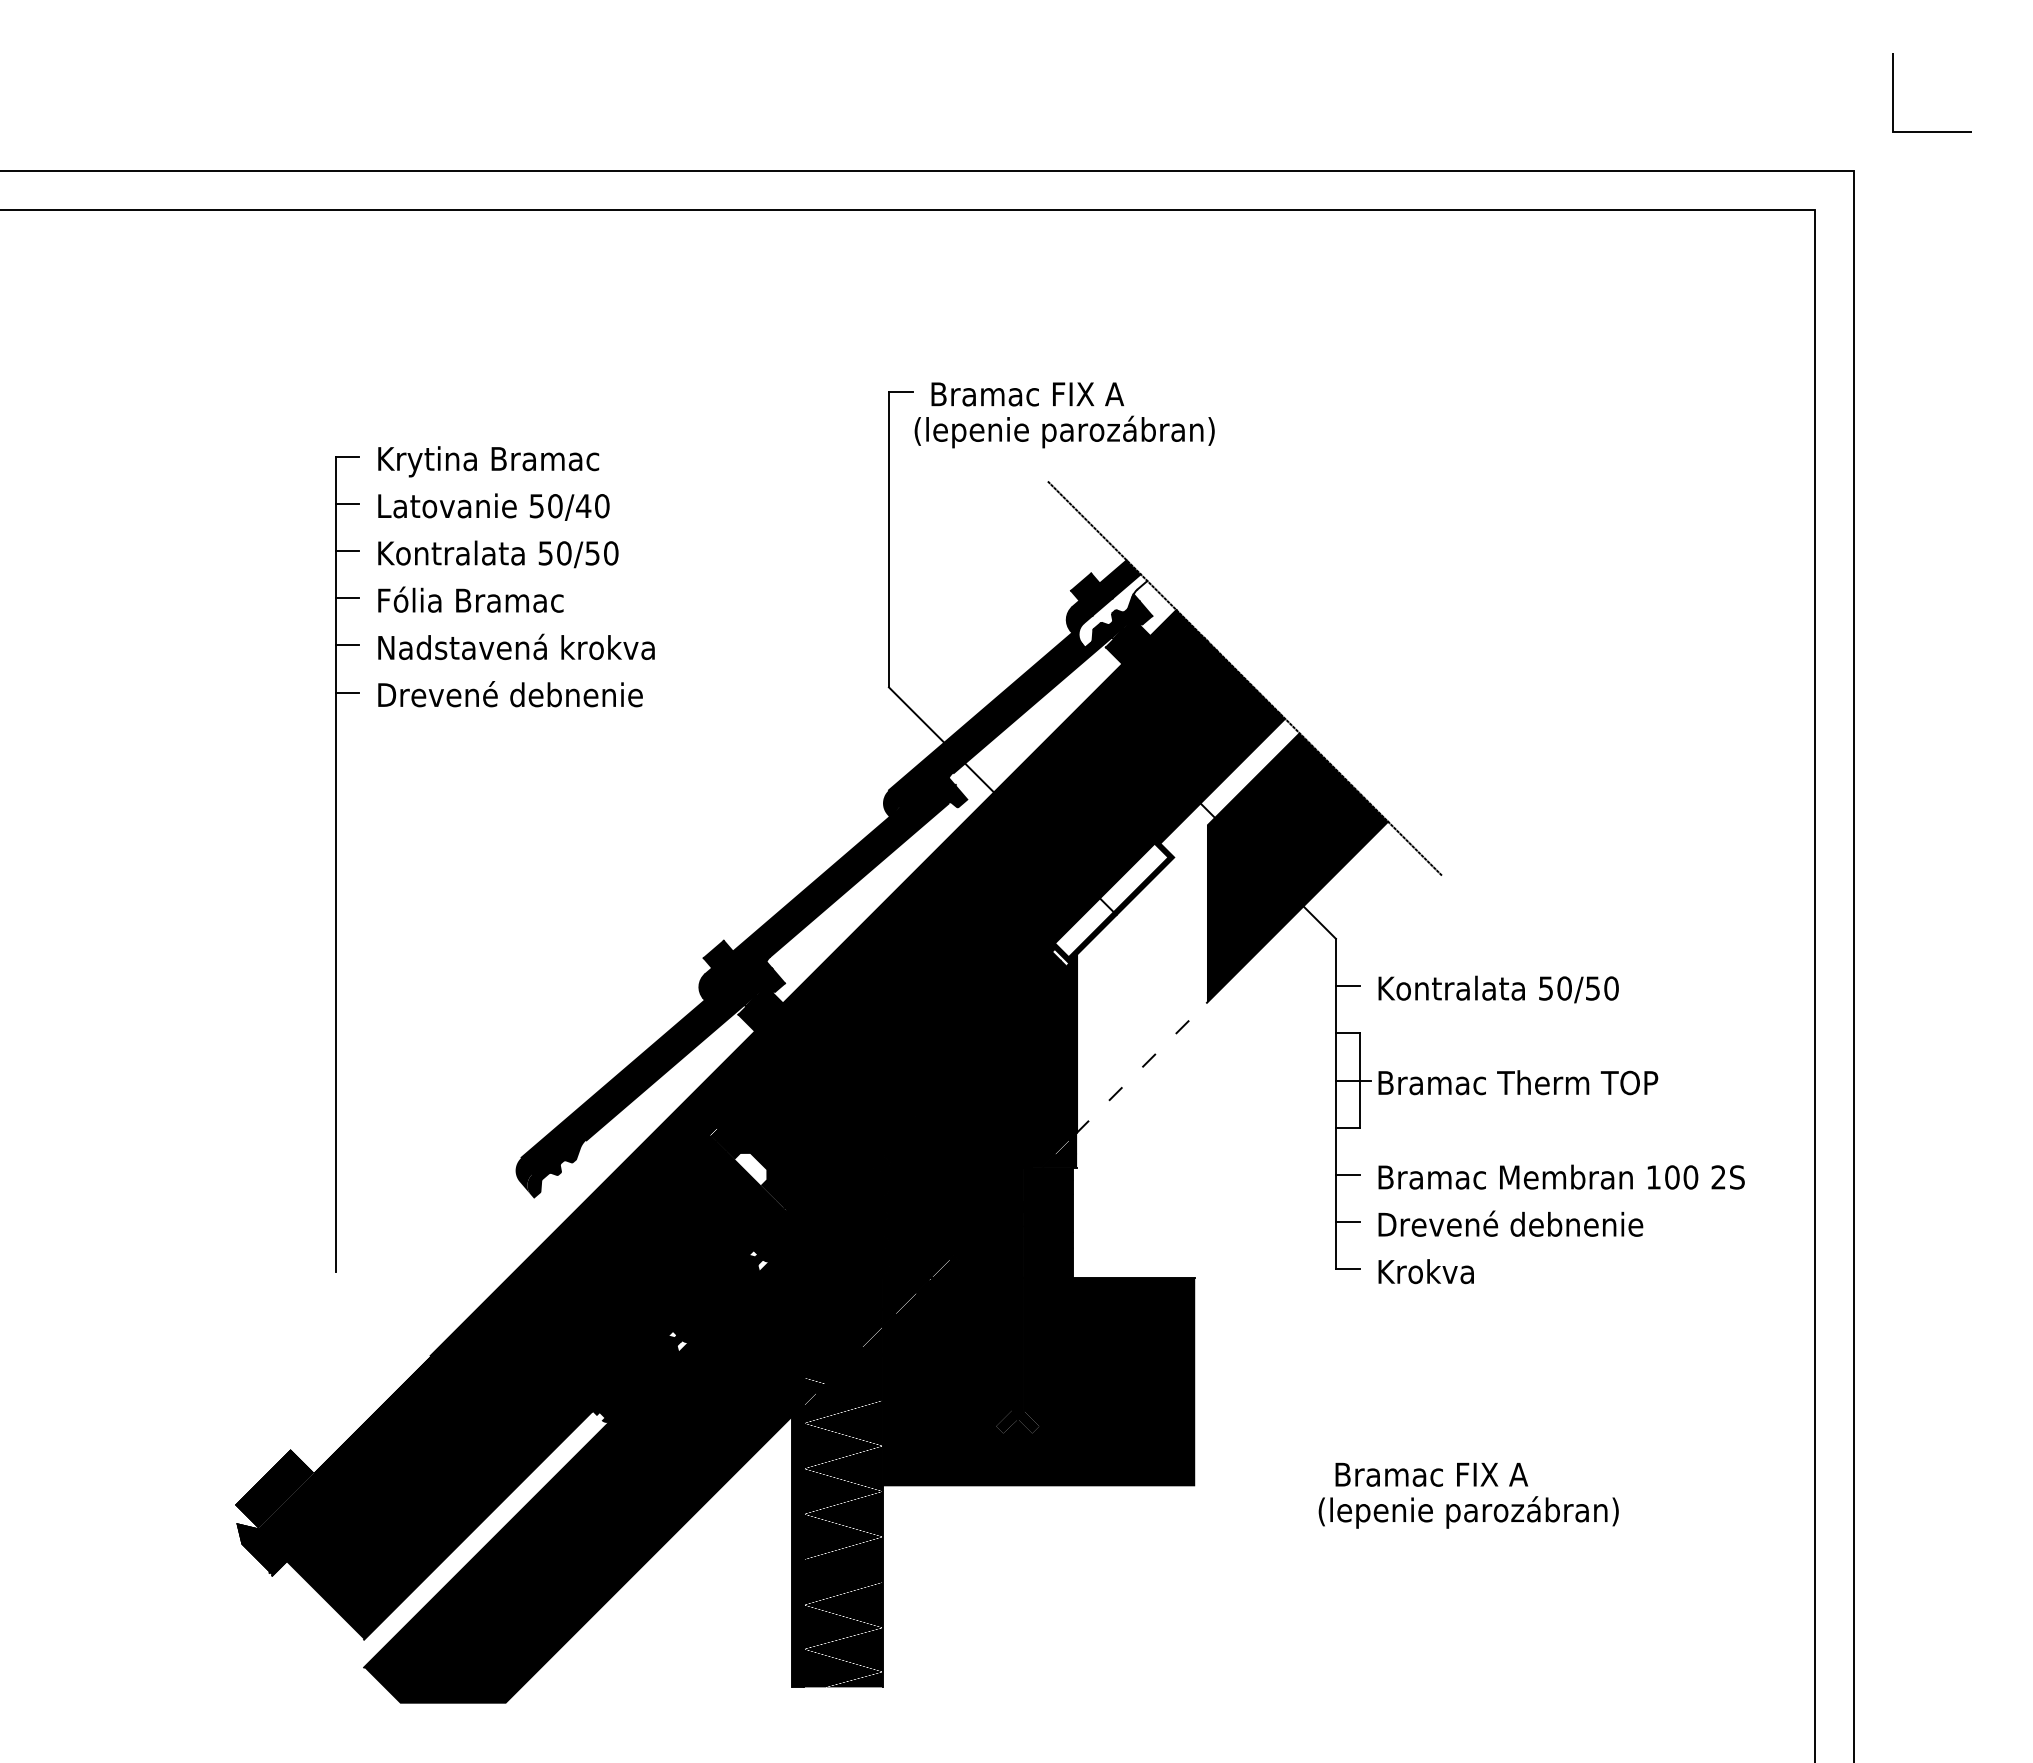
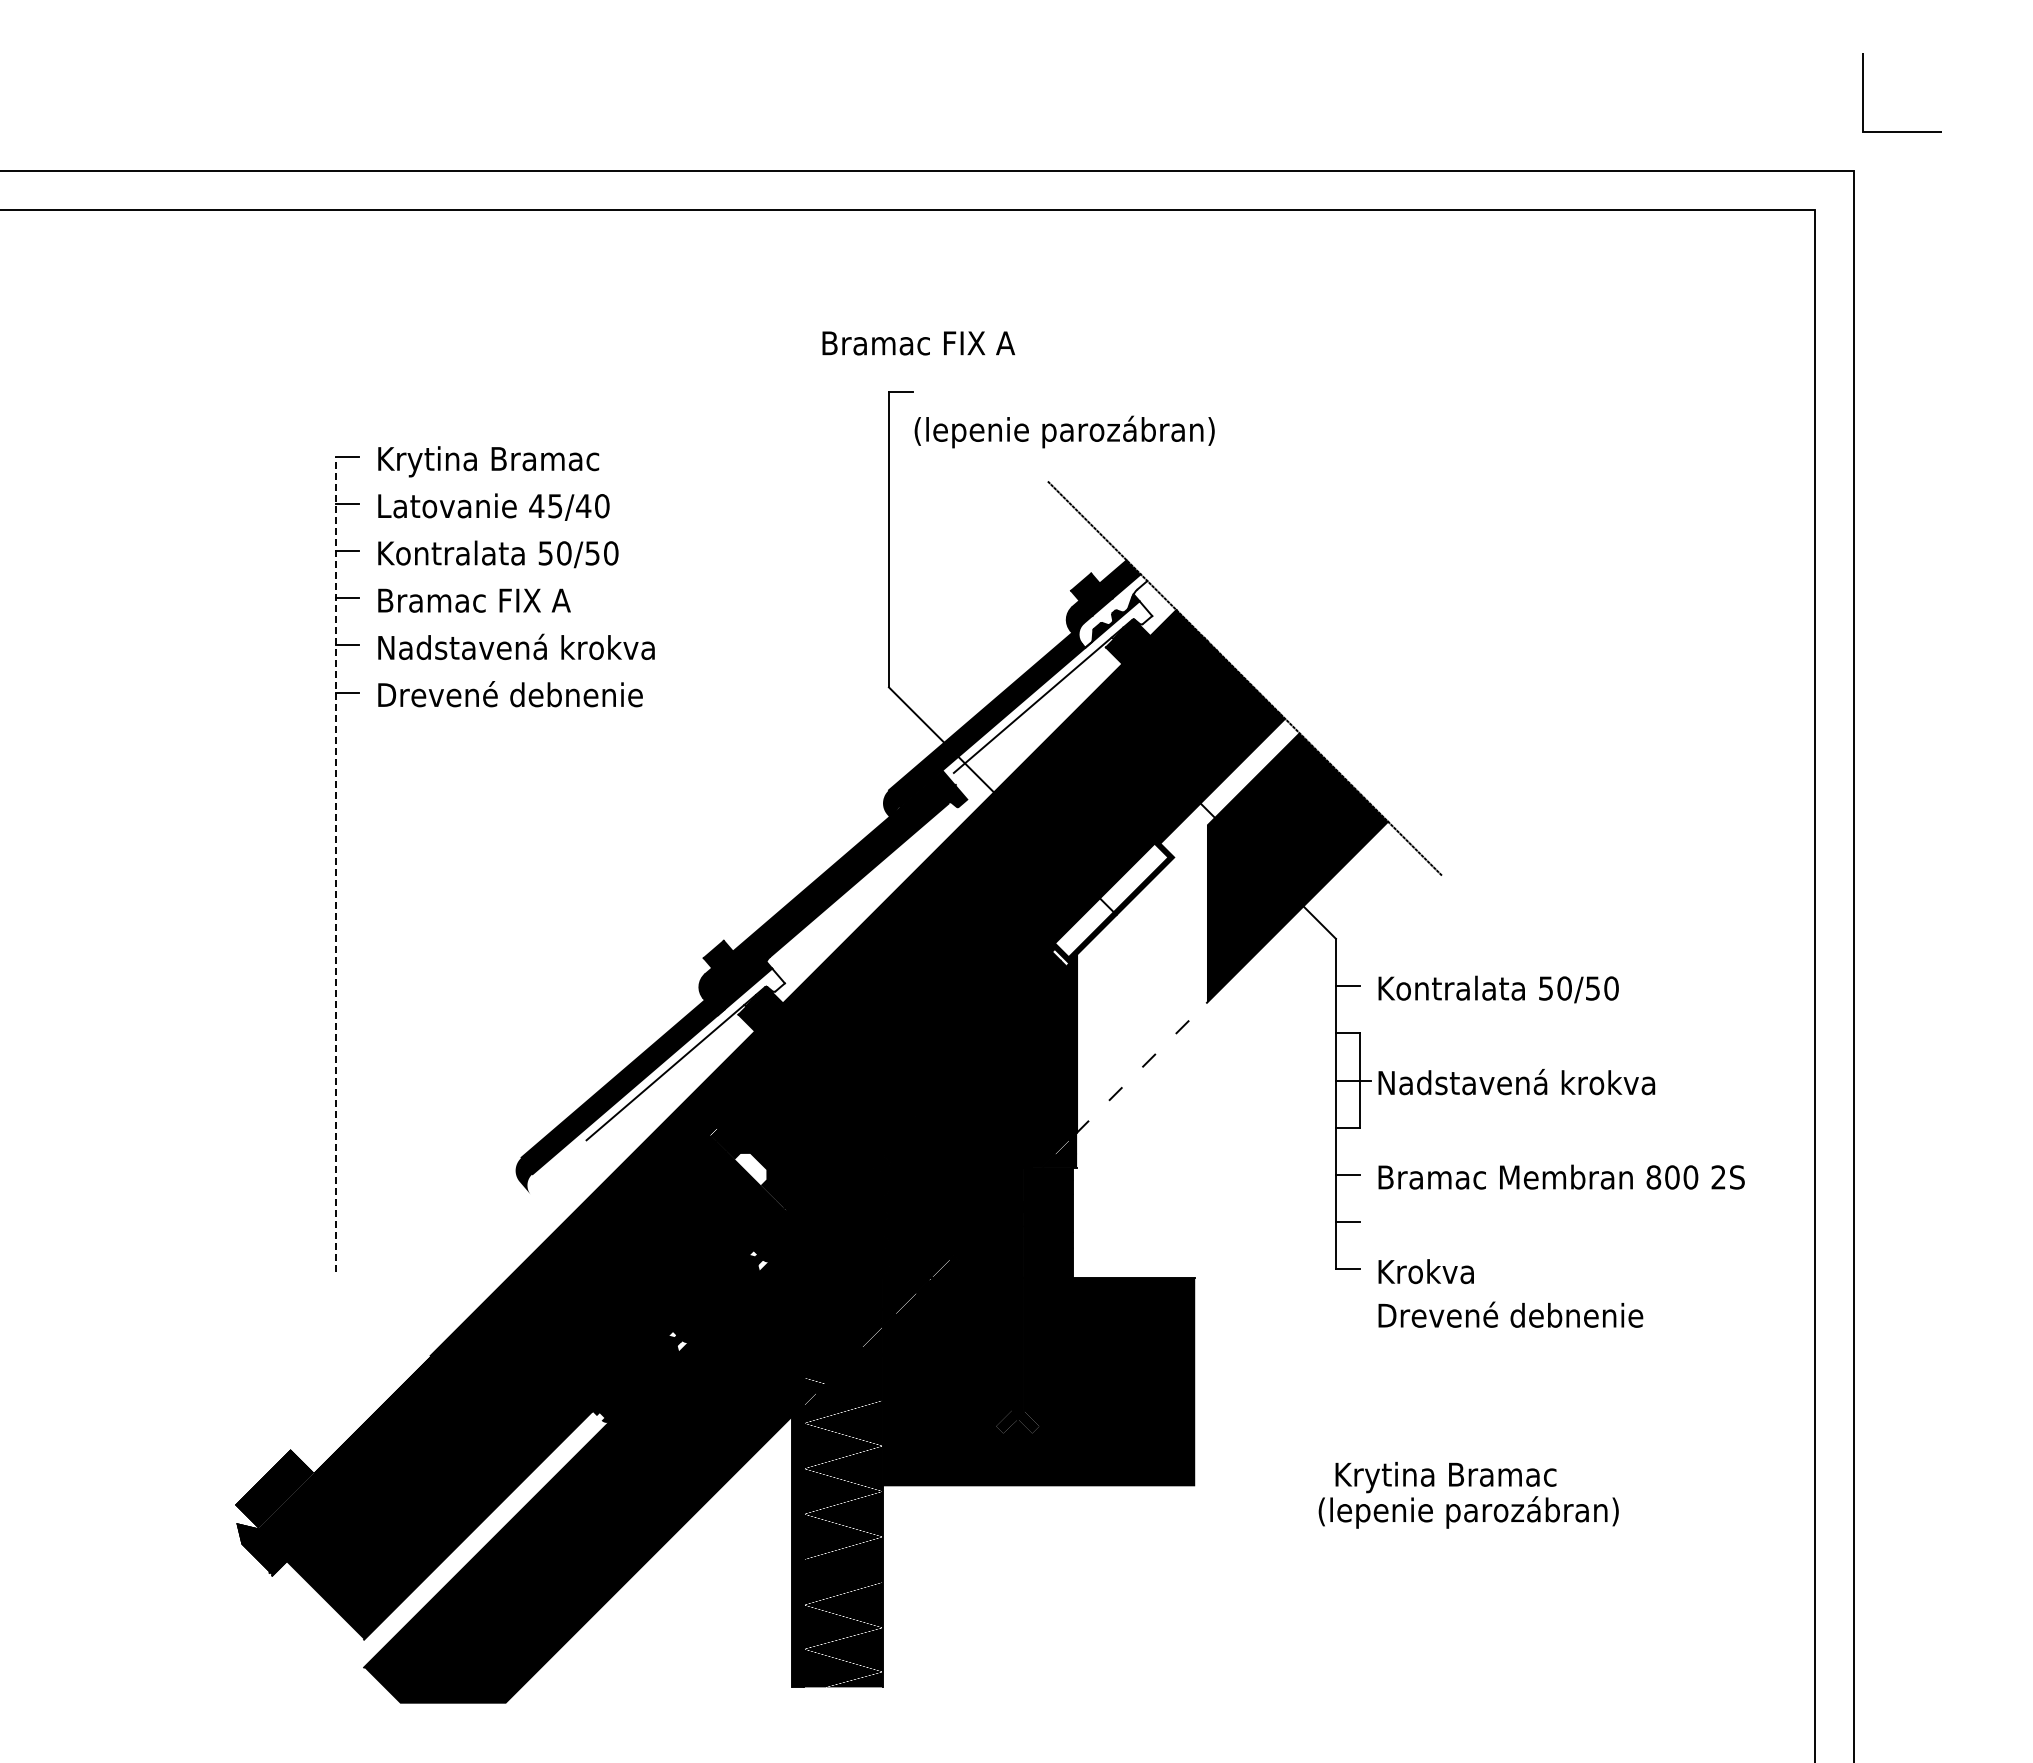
line position: (1893, 92) -> (1863, 92) (1863, 92)
text position: (1027, 394) -> (918, 343) (918, 343)
text: 50/40 -> 45/40 (545, 506)
text: Fólia Bramac -> Bramac FIX A (475, 599)
fill: present -> none (1023, 716)
line: solid -> dashed (335, 864)
text: Bramac Therm TOP -> Nadstavená krokva (1519, 1081)
fill: present -> none (655, 1083)
text: 100 -> 800 (1653, 1177)
text position: (1510, 1223) -> (1510, 1314) (1510, 1314)
text: Bramac FIX A -> Krytina Bramac (1447, 1477)
